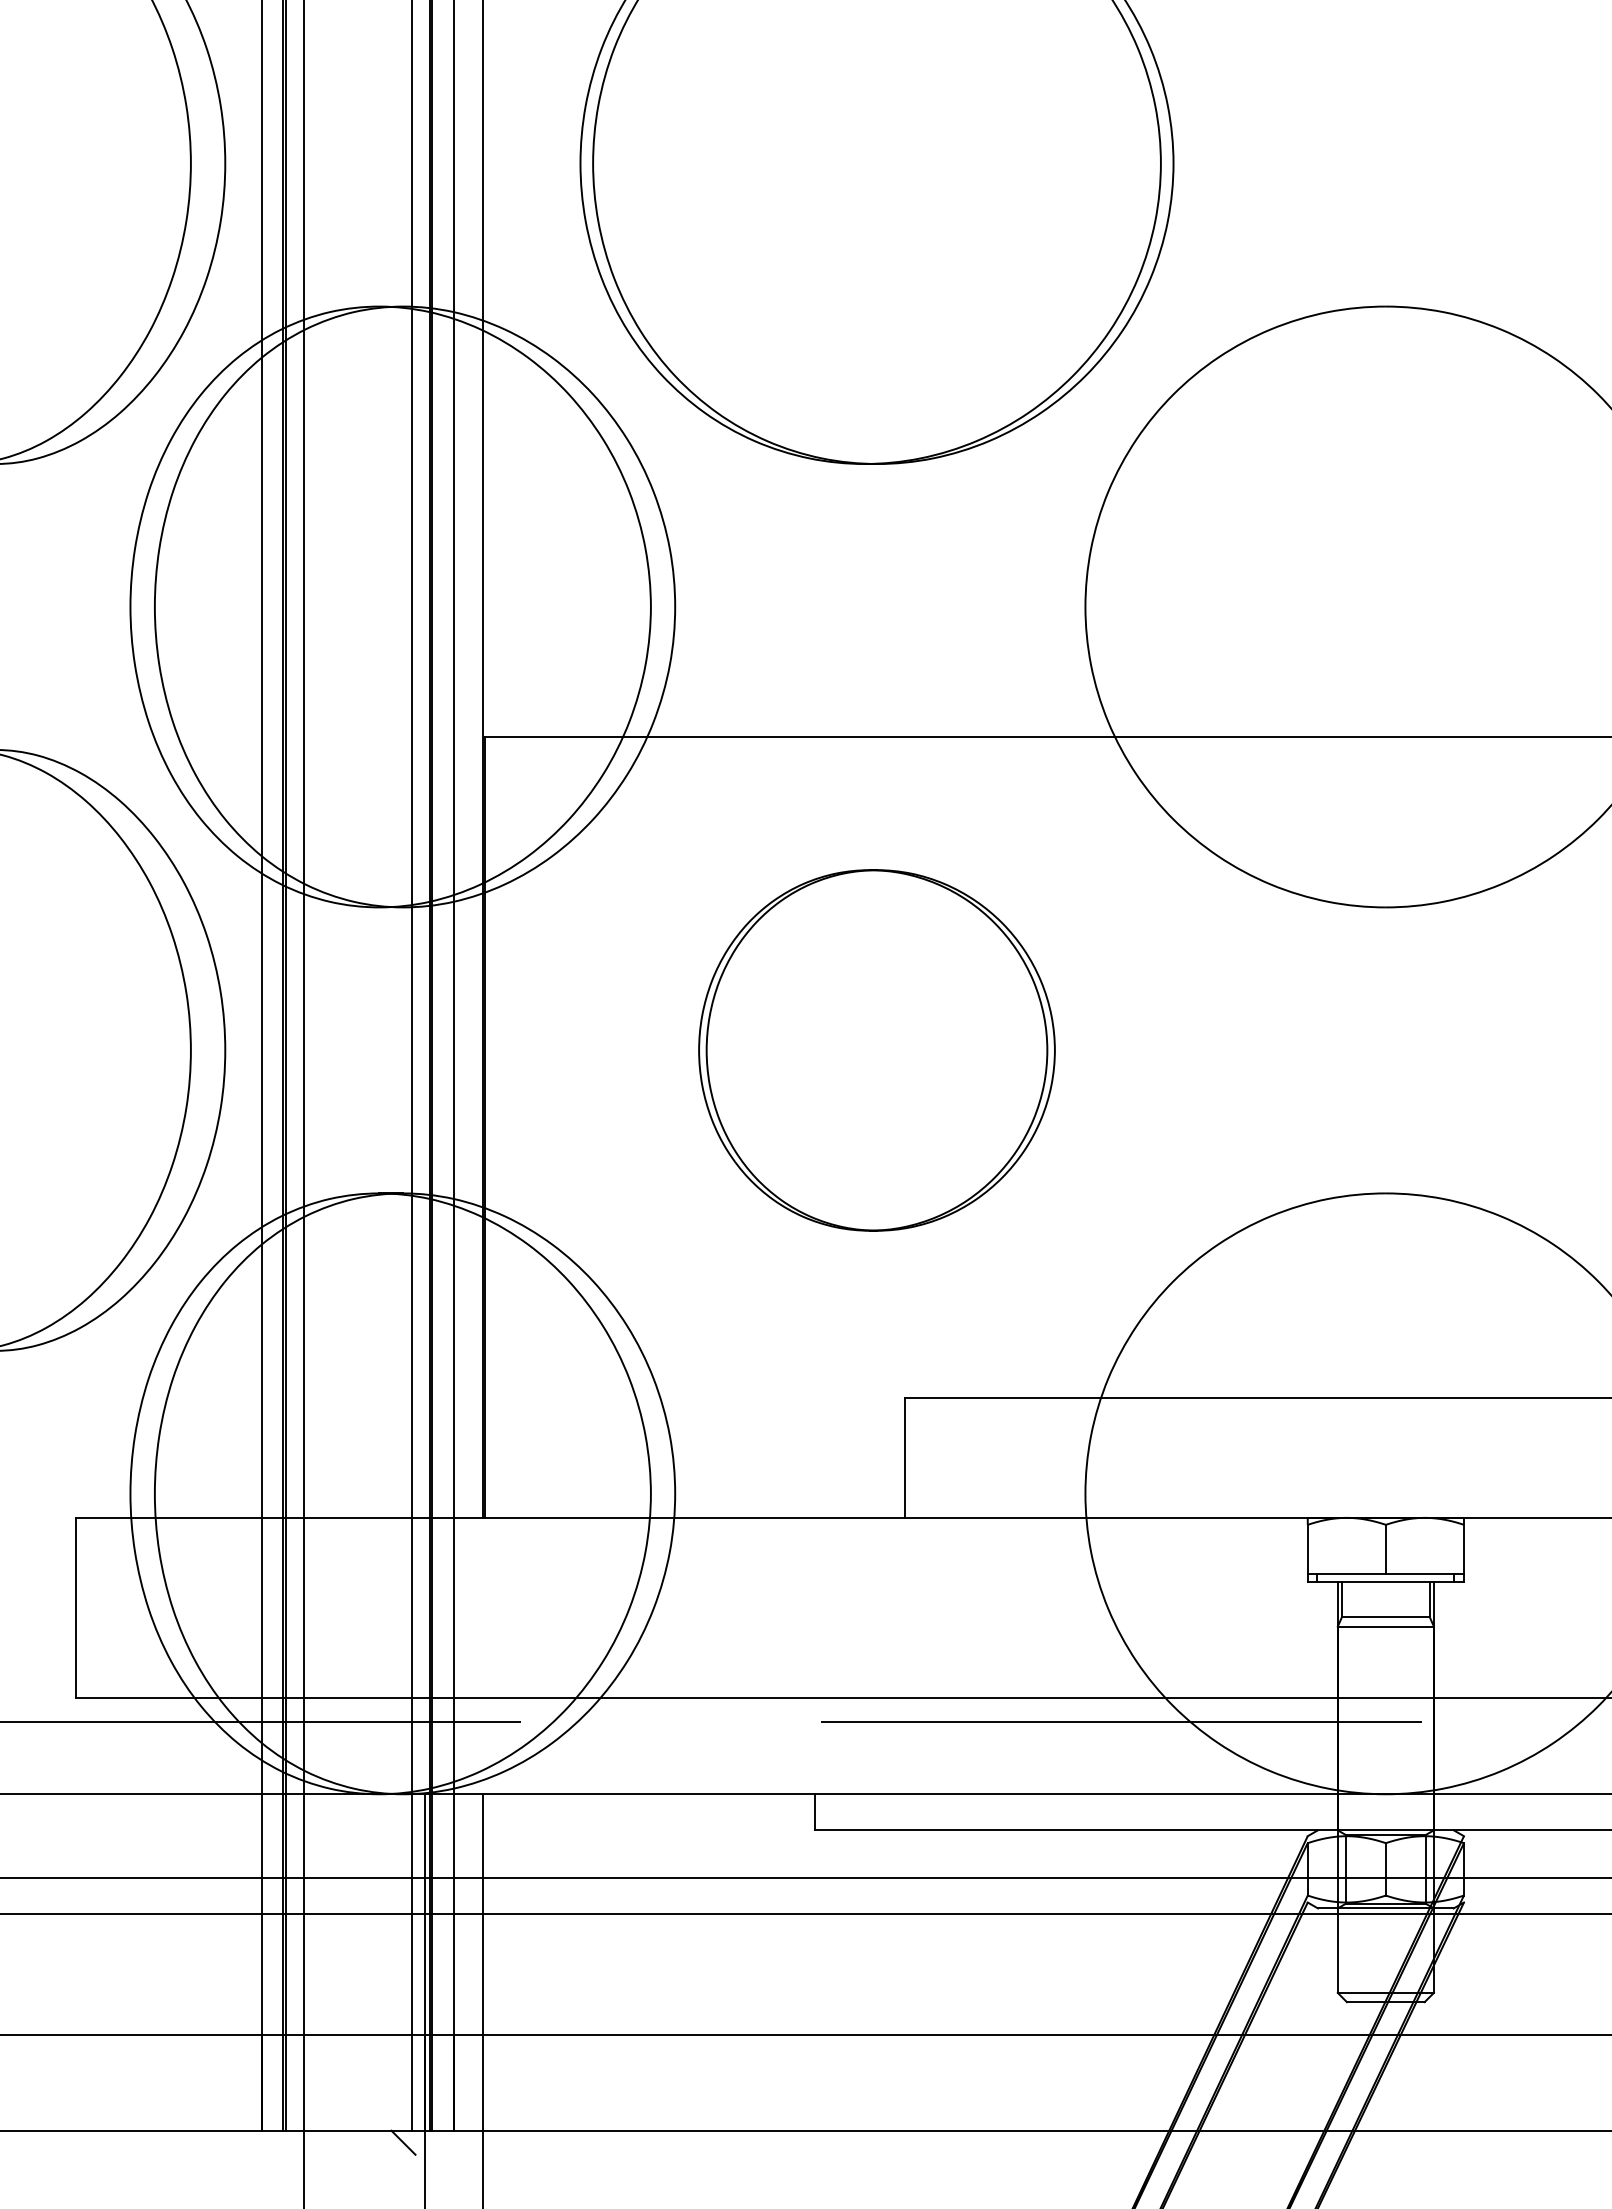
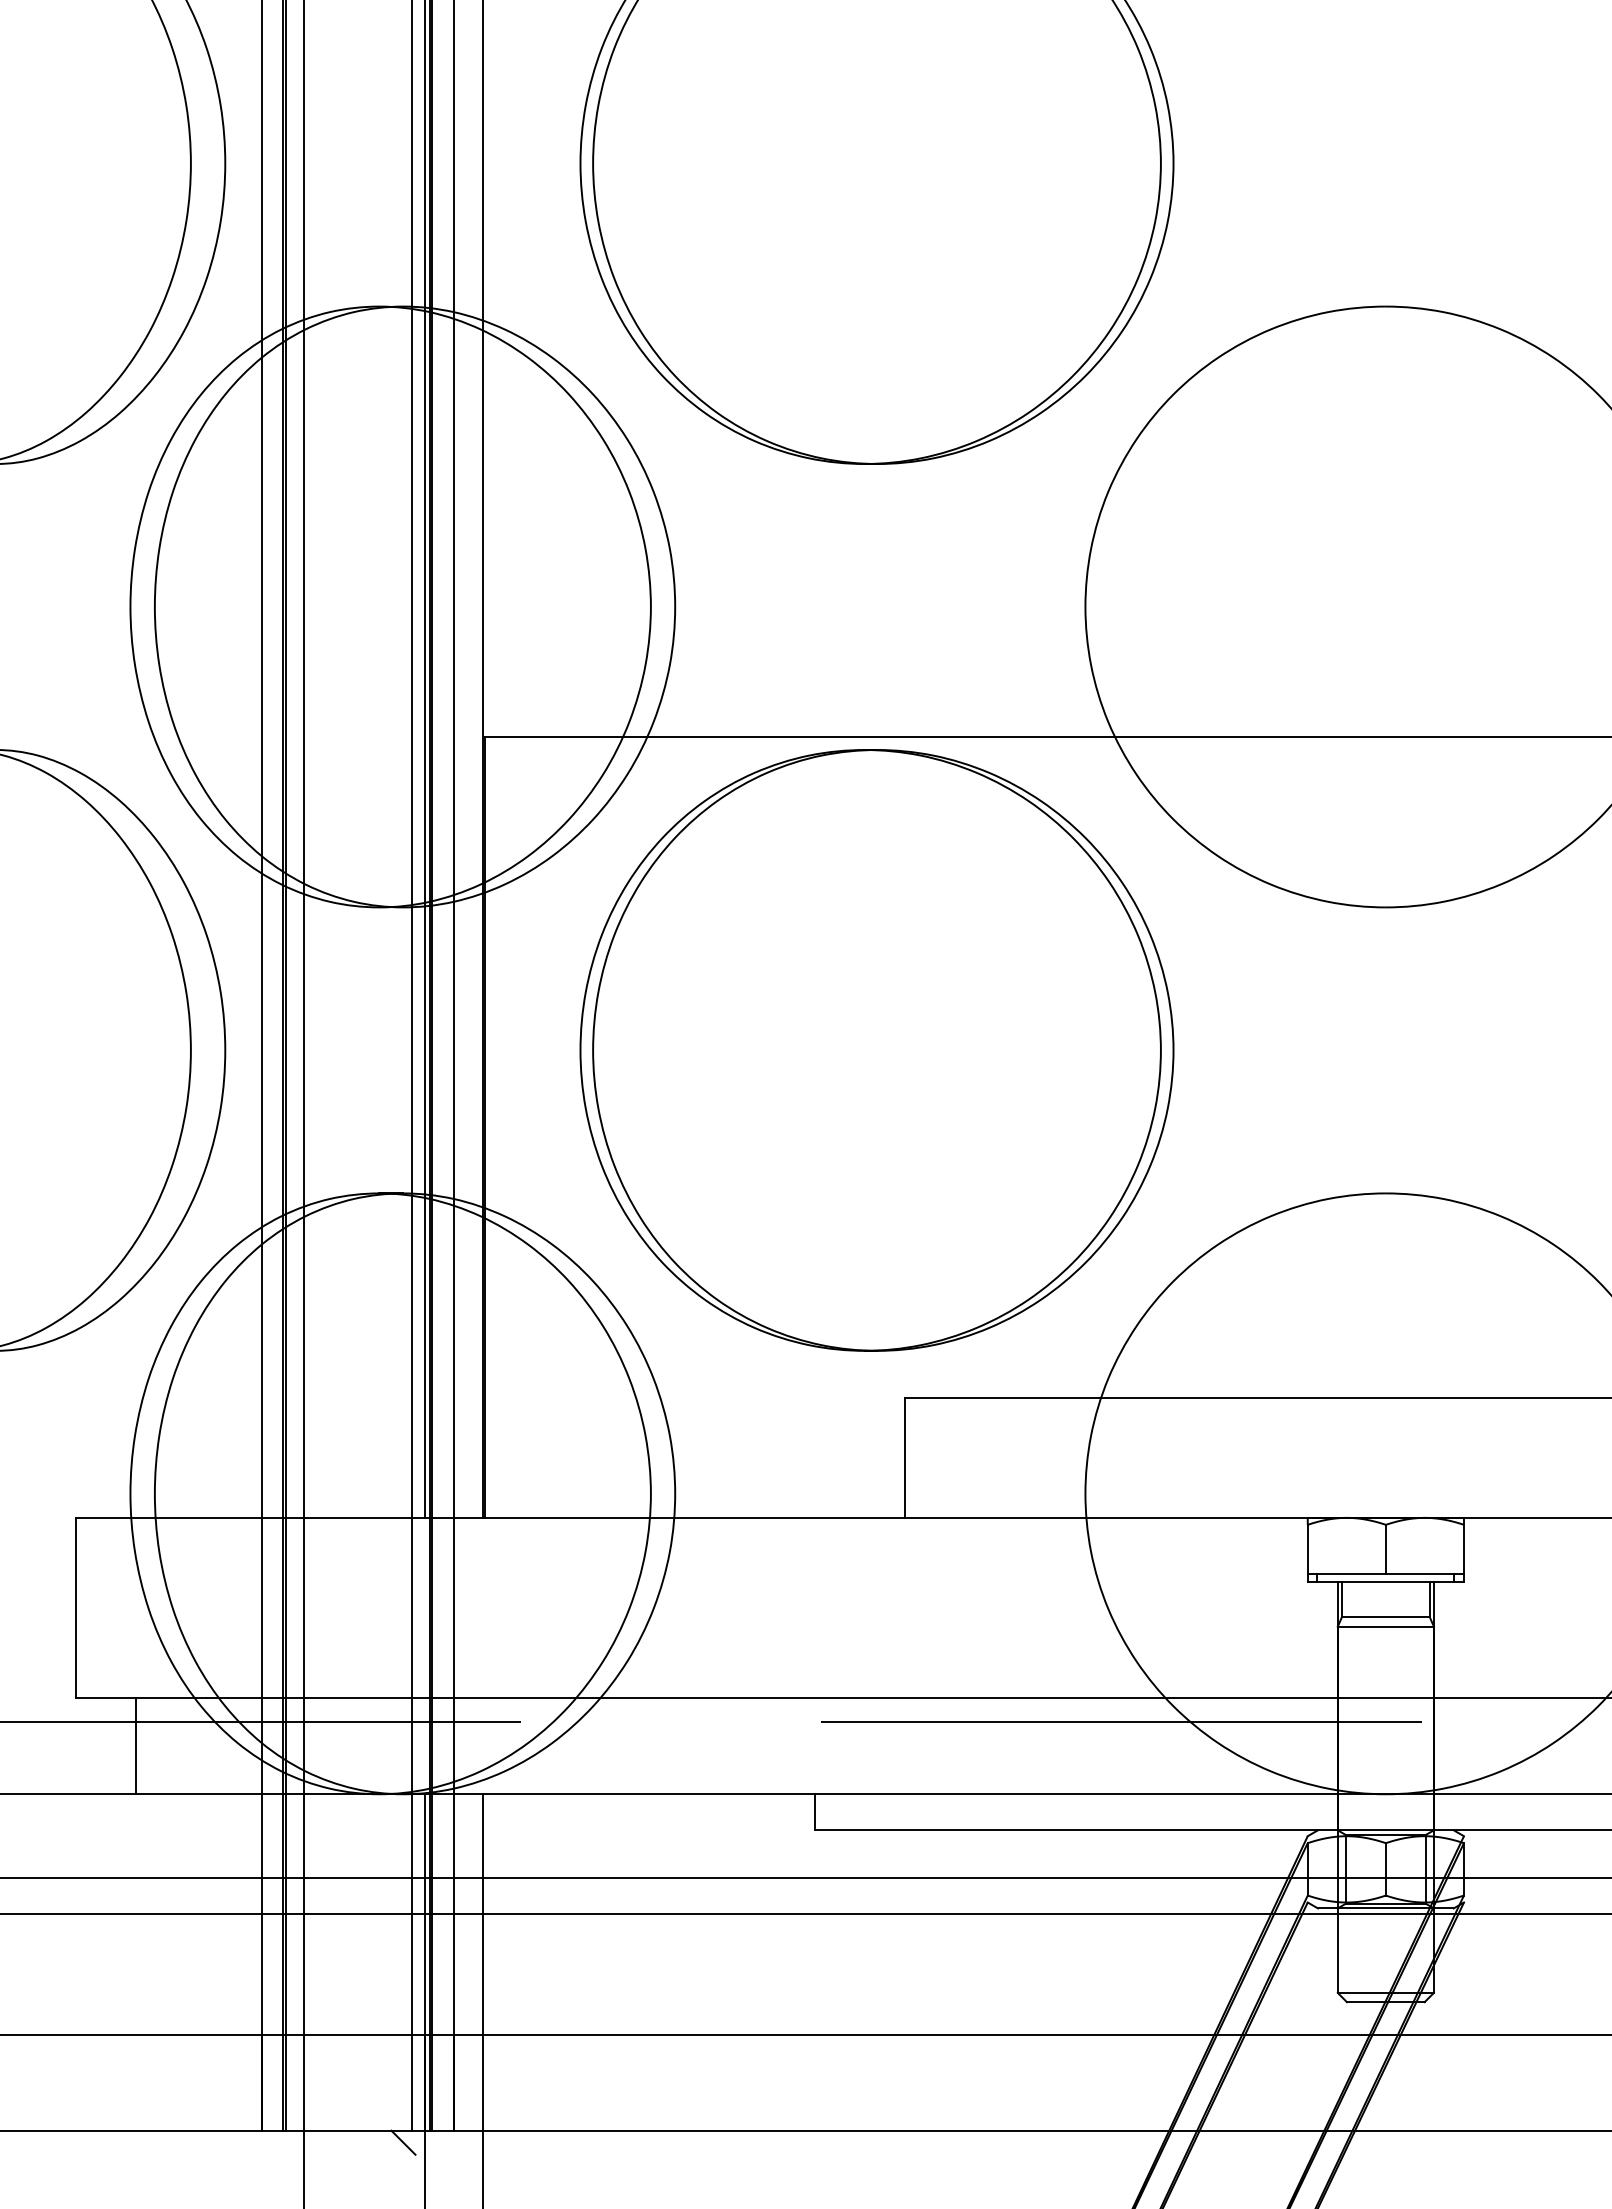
line: none -> present (424, 759)
part size: 358x363 px -> 596x603 px (876, 1050)
line: none -> present (136, 1746)
